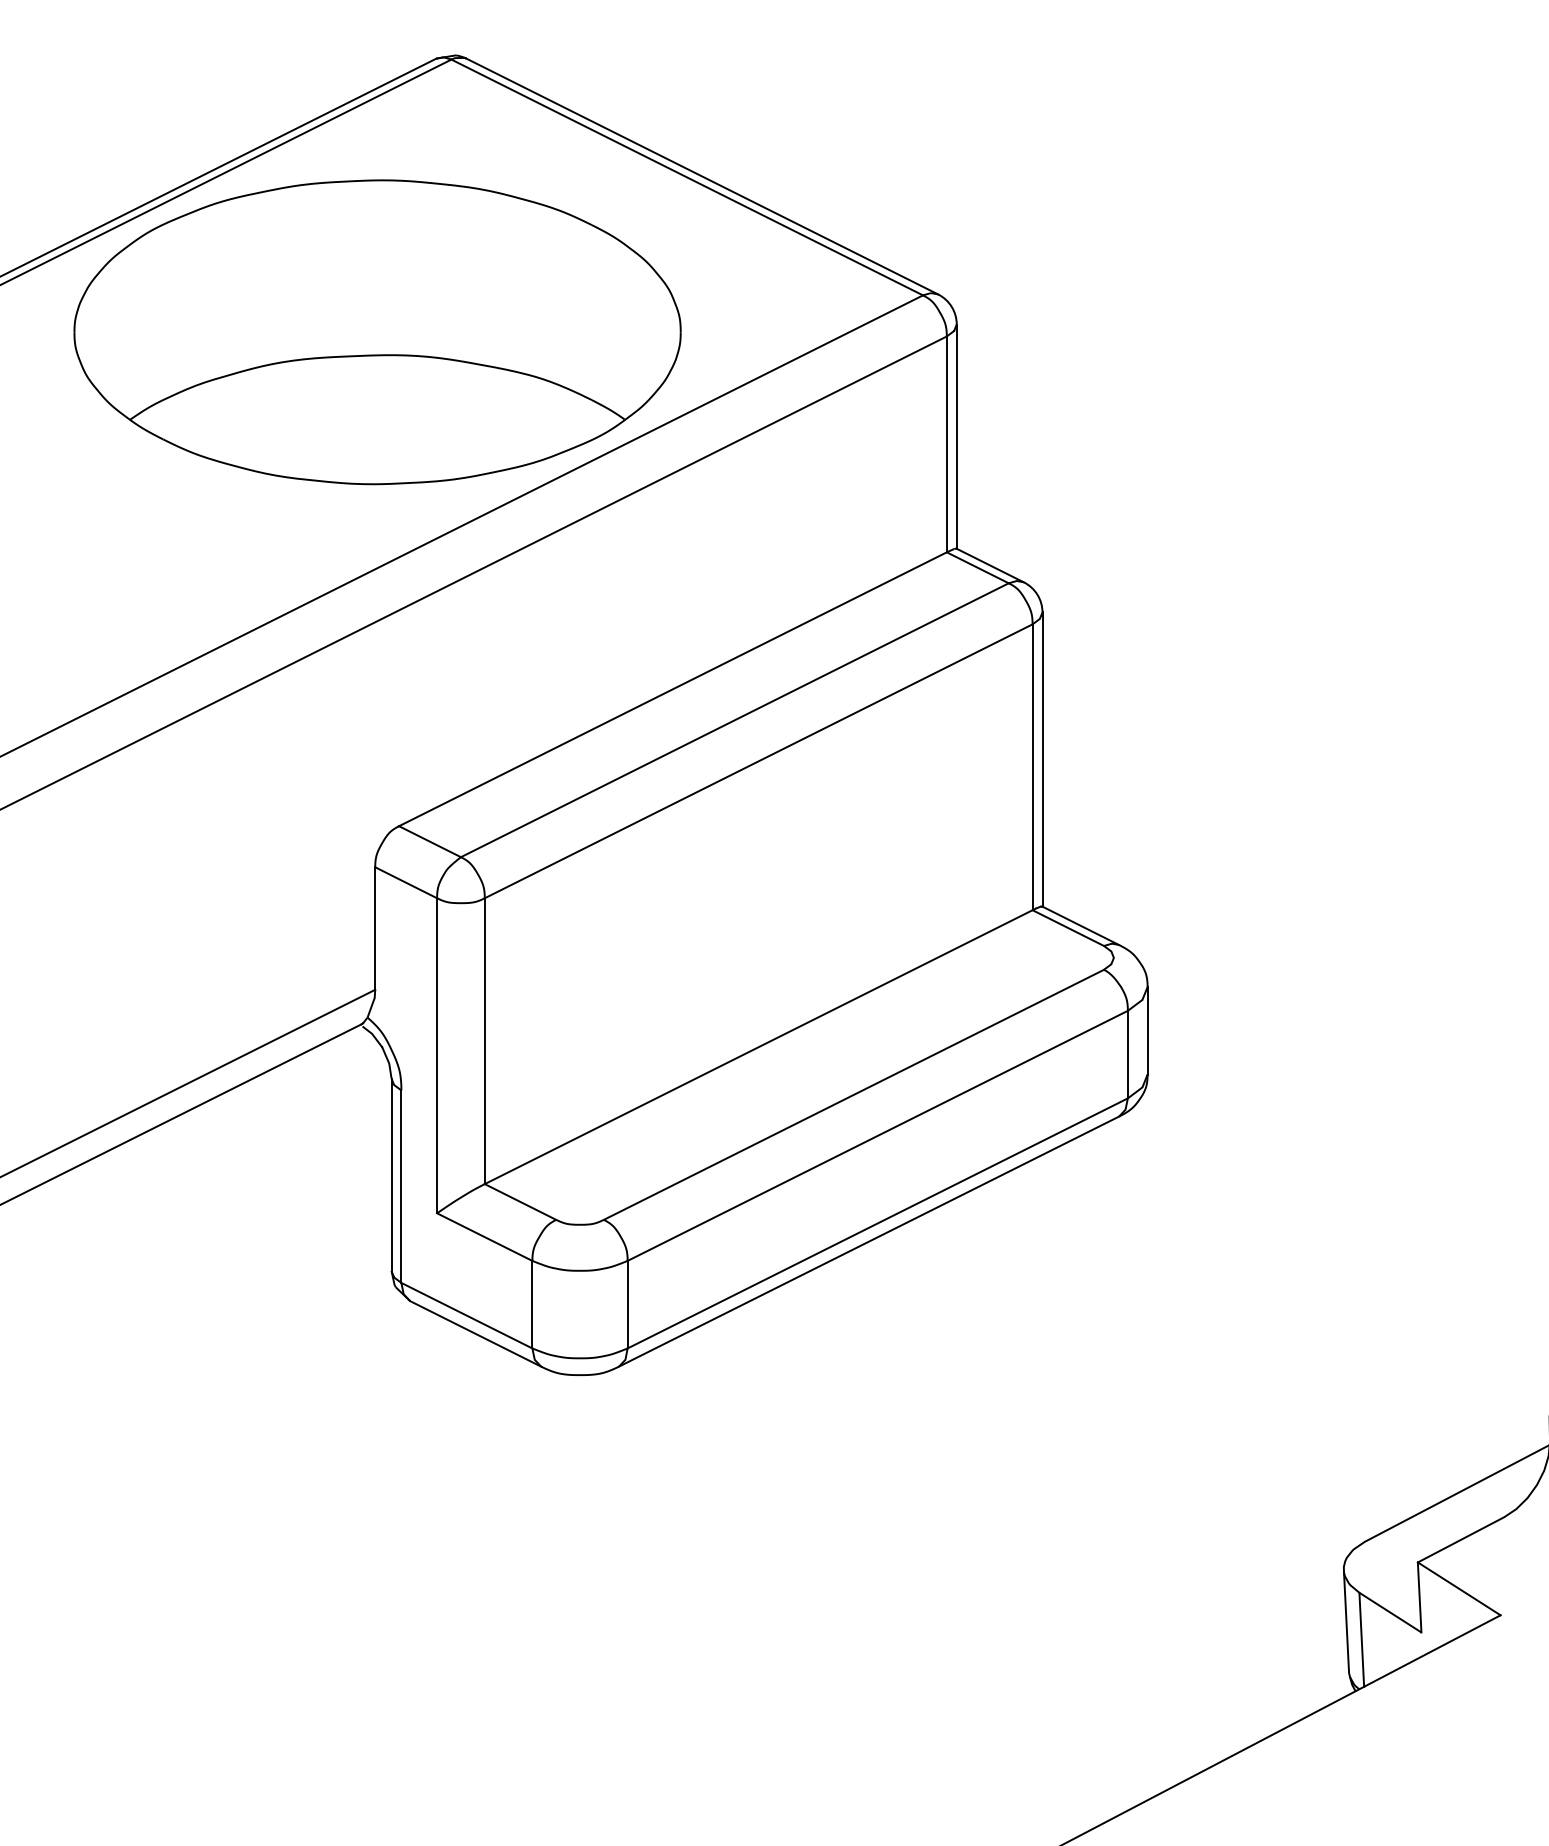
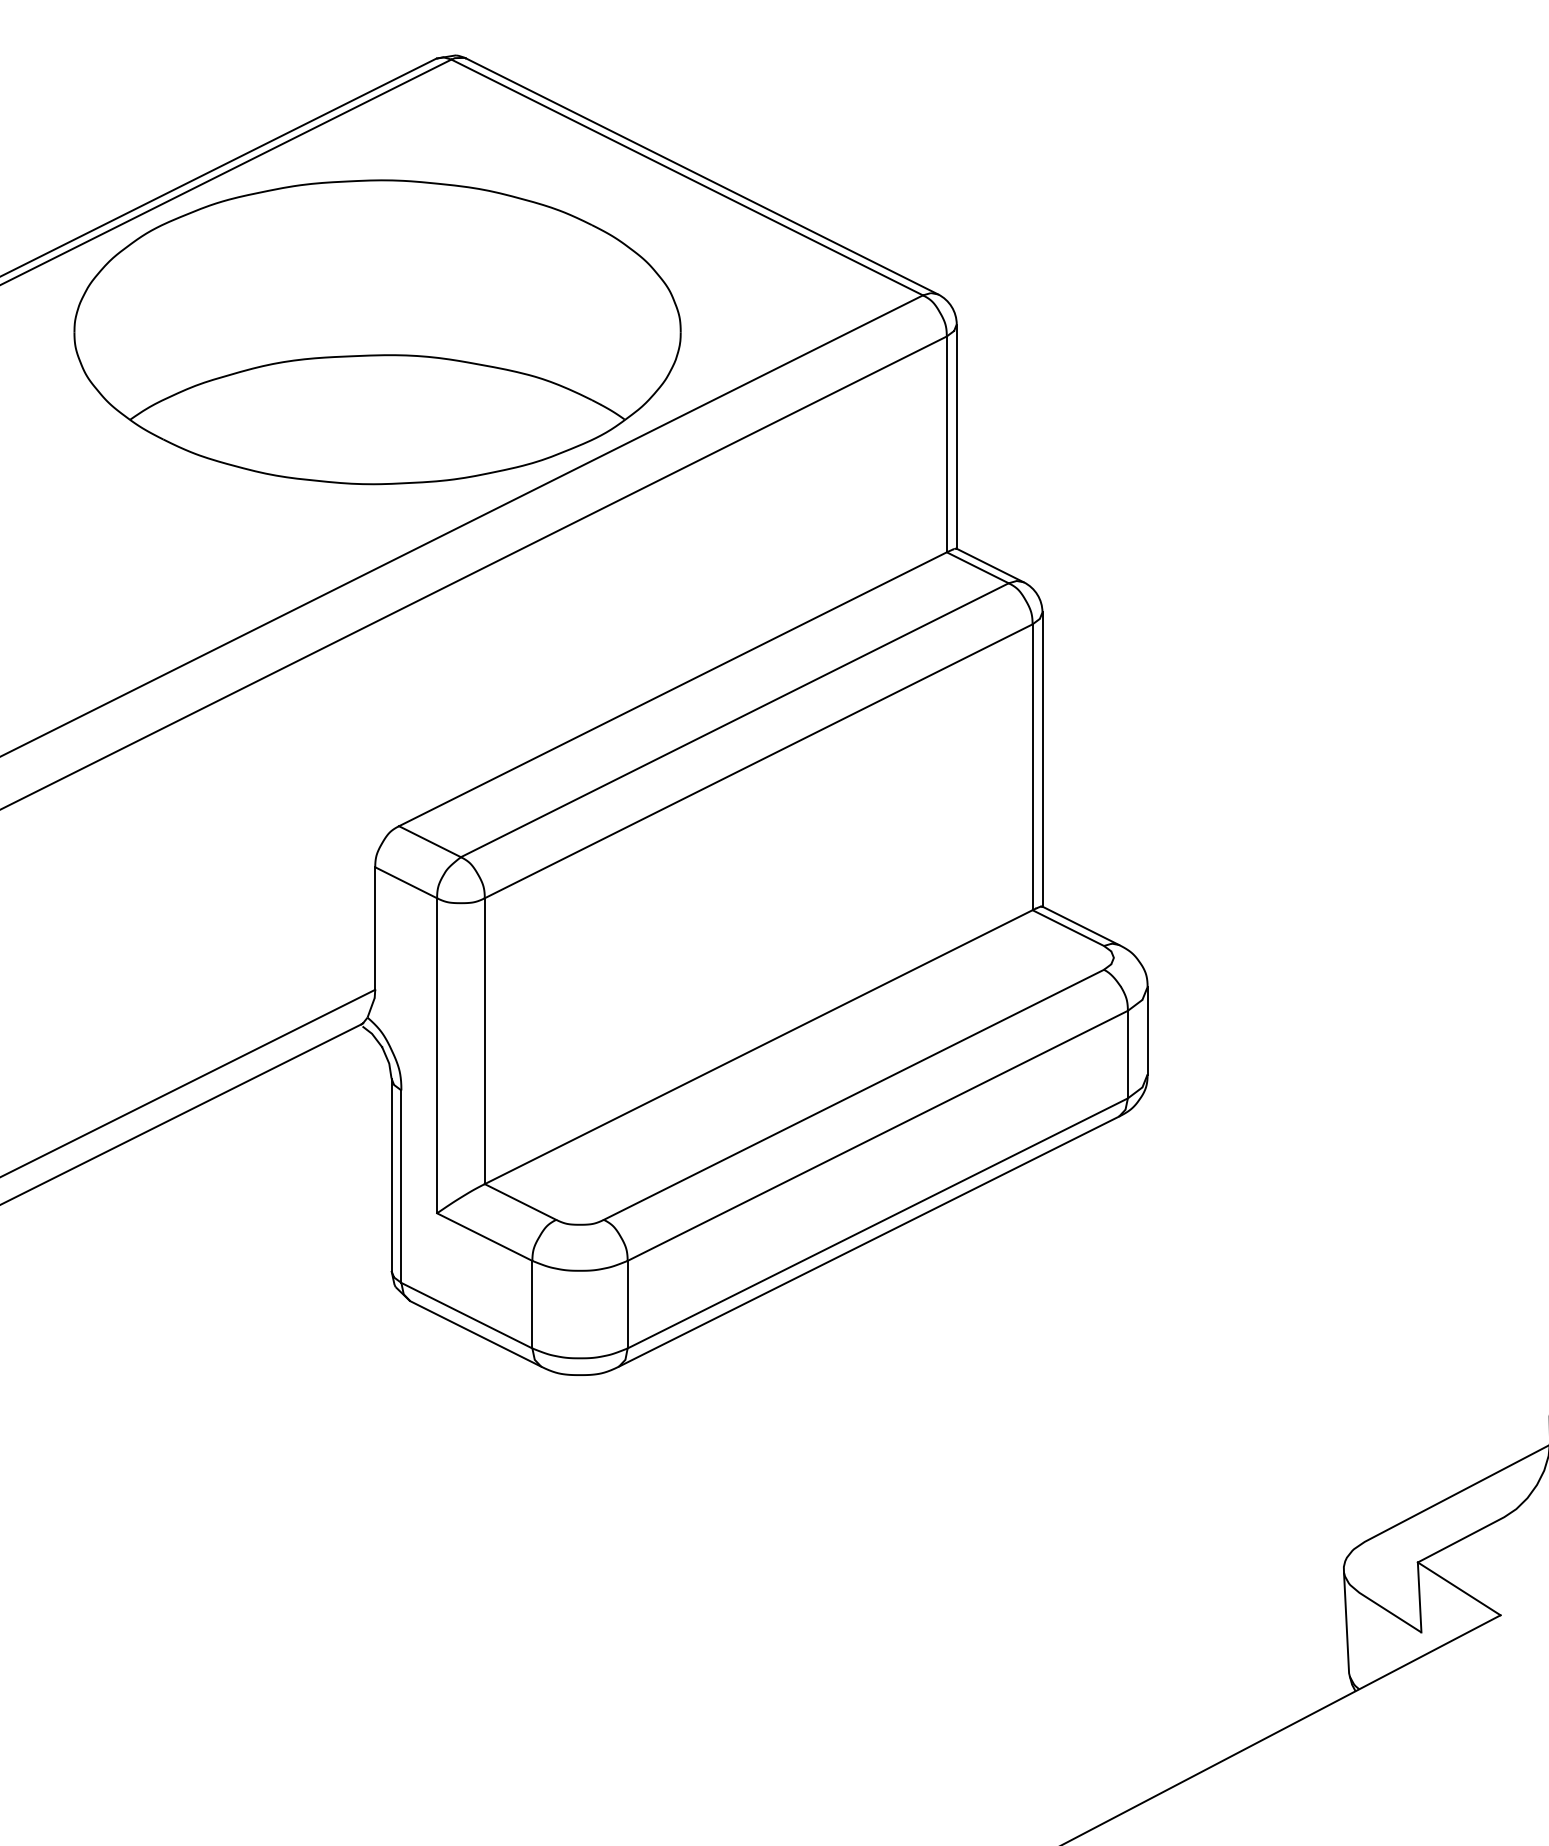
line: present -> none (1361, 1639)
